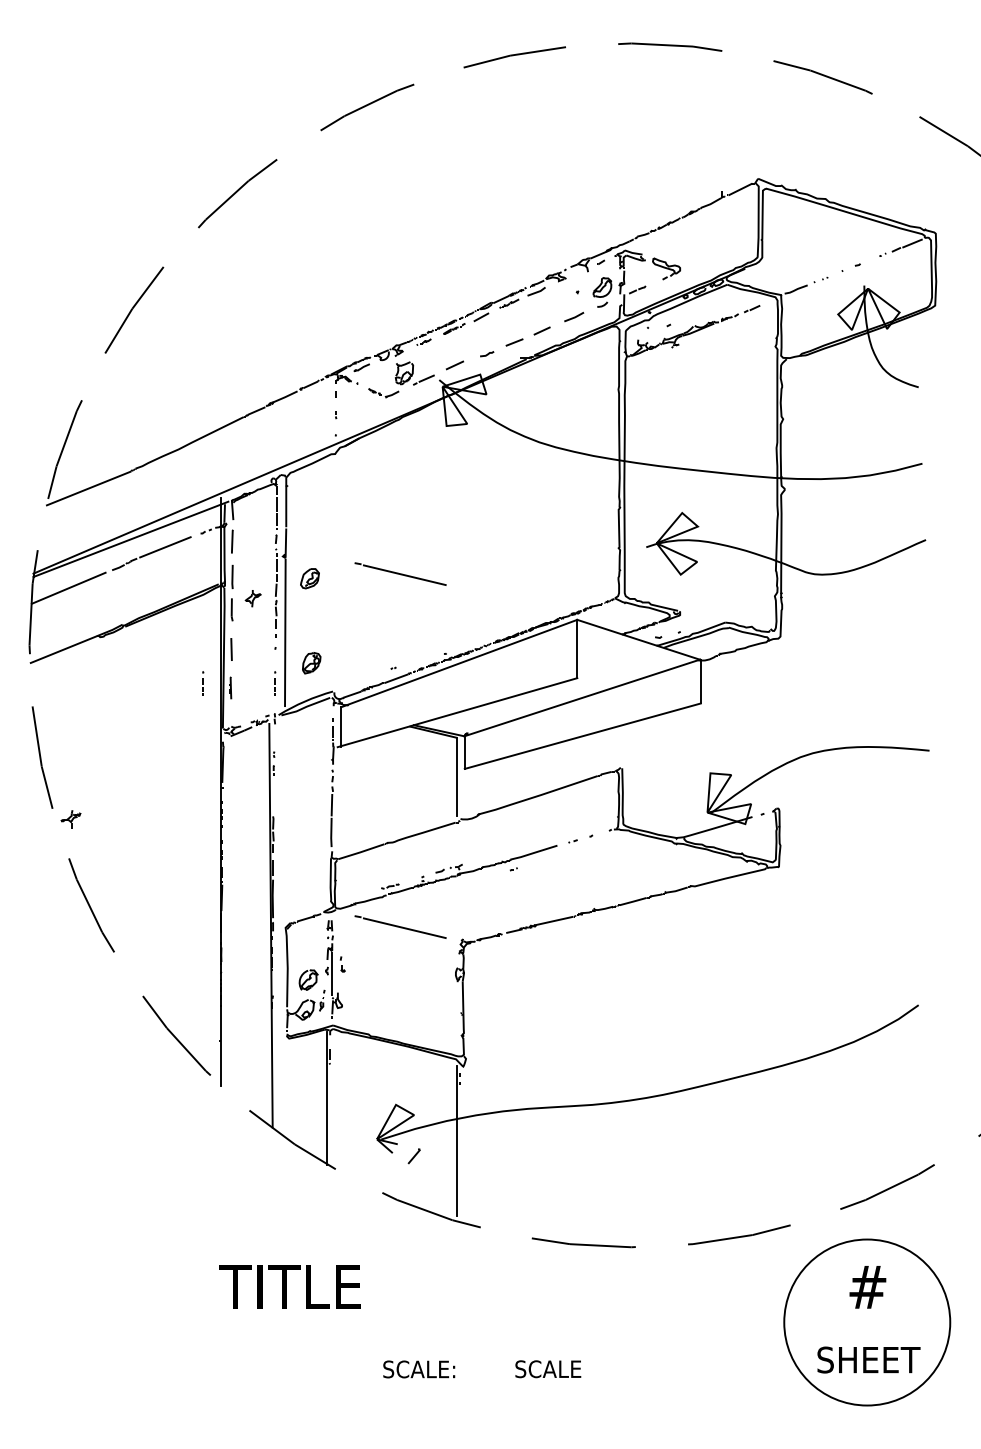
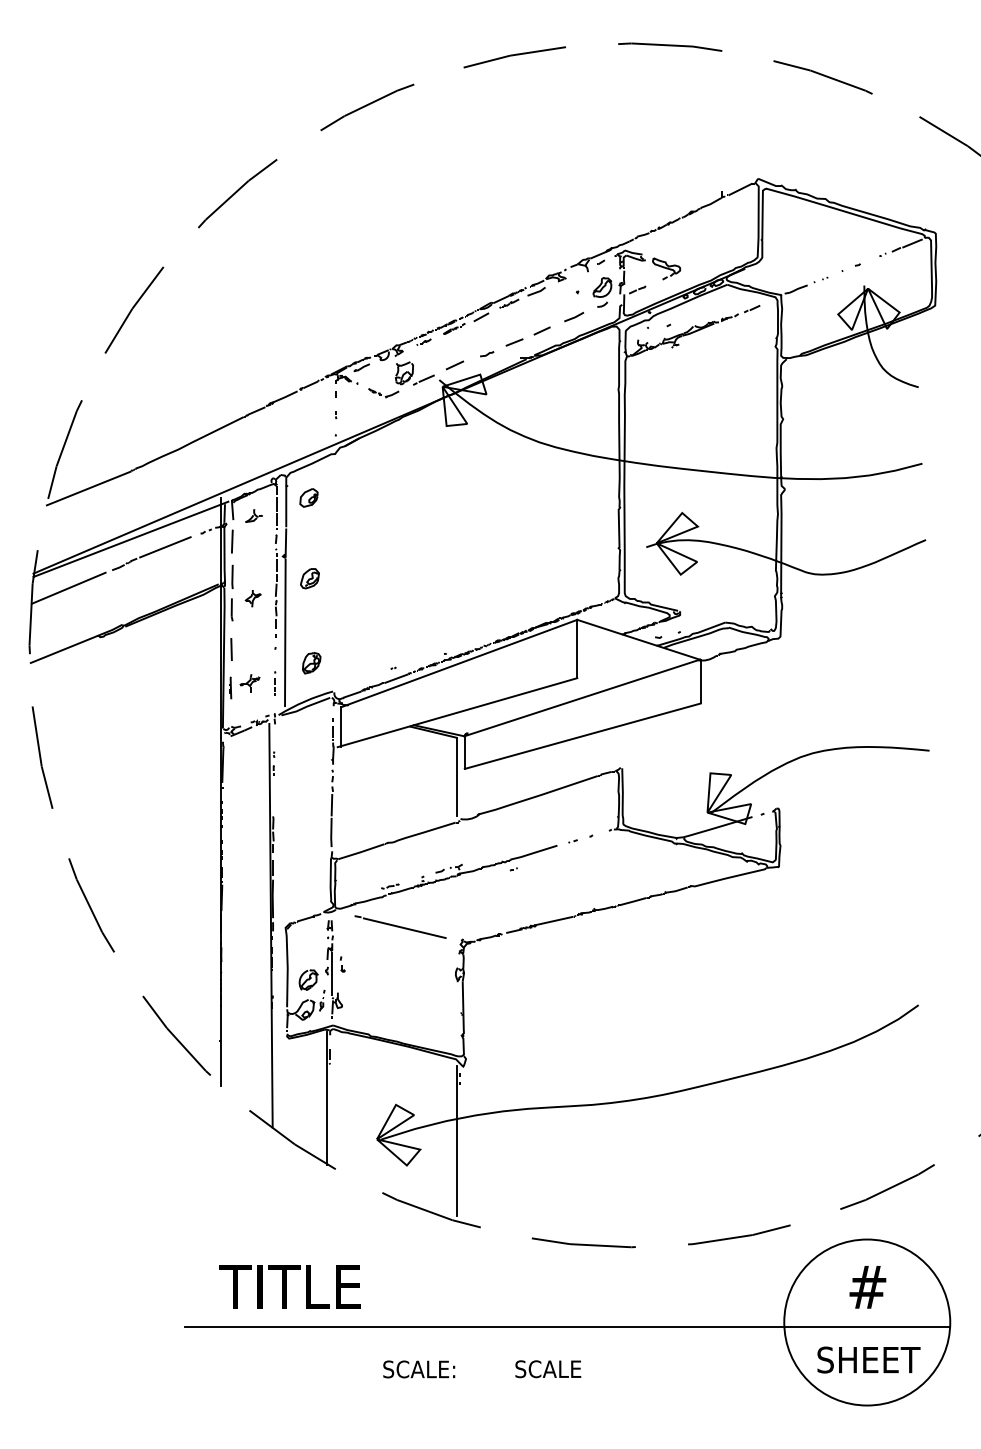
part: none -> present (308, 497)
part: none -> present (253, 515)
line: present -> none (400, 573)
part: present -> none (203, 683)
part position: (70, 819) -> (249, 683) (249, 683)
line: dashed -> solid (415, 1155)
line: none -> present (567, 1326)
